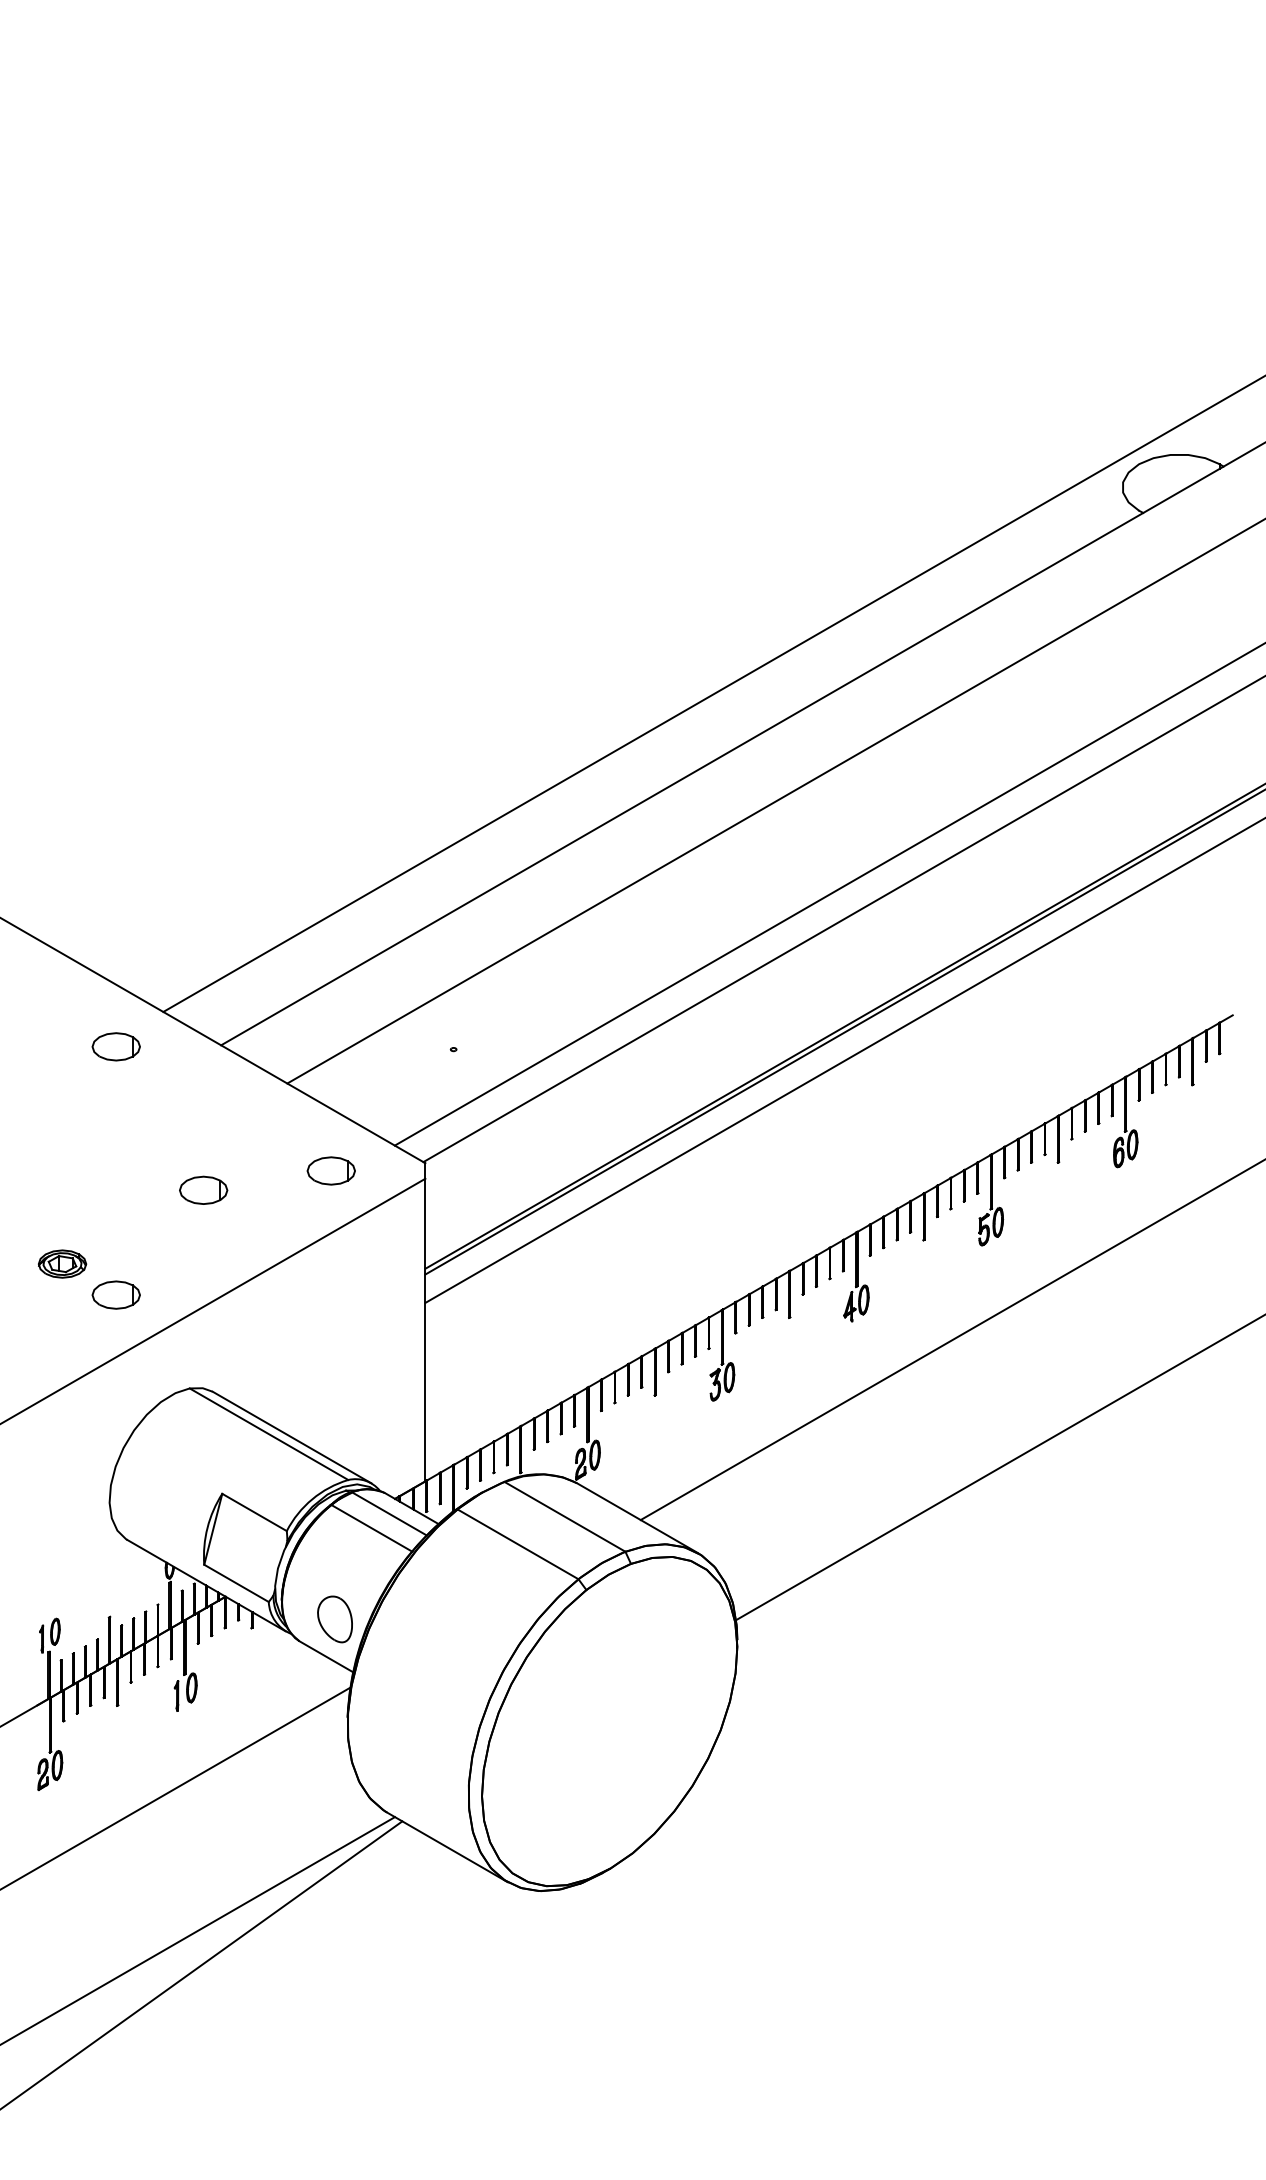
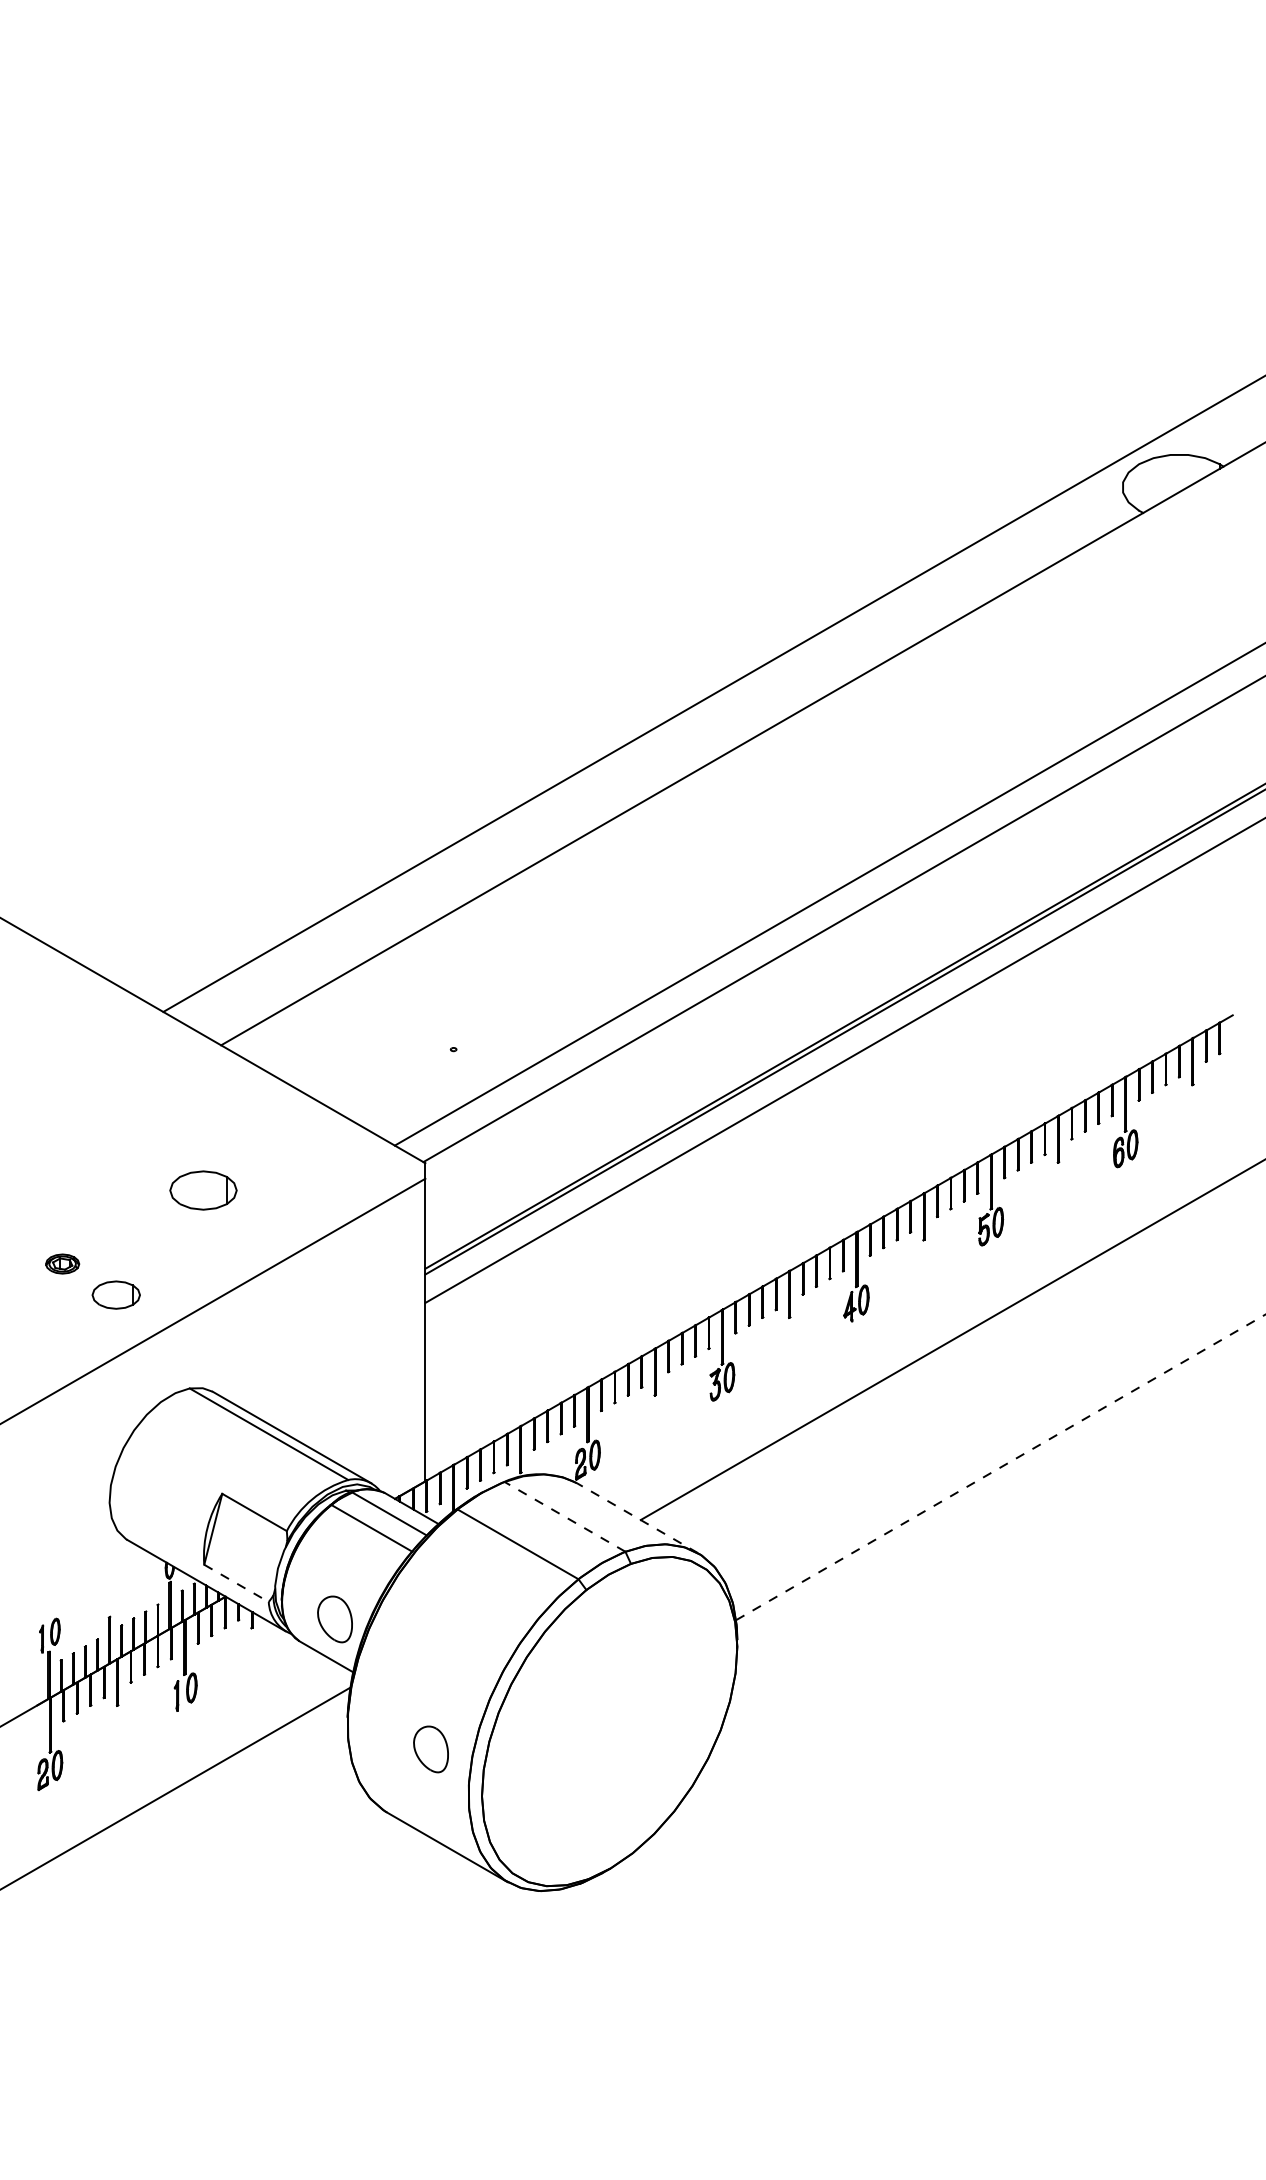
line: present -> none (774, 801)
part: present -> none (115, 1046)
part: present -> none (330, 1170)
part size: 50x30 px -> 69x41 px (203, 1190)
part size: 50x30 px -> 36x22 px (62, 1263)
line: solid -> dashed (1001, 1467)
line: solid -> dashed (564, 1516)
line: solid -> dashed (637, 1518)
line: solid -> dashed (236, 1583)
part: none -> present (430, 1749)
line: present -> none (198, 1930)
line: present -> none (202, 1964)
